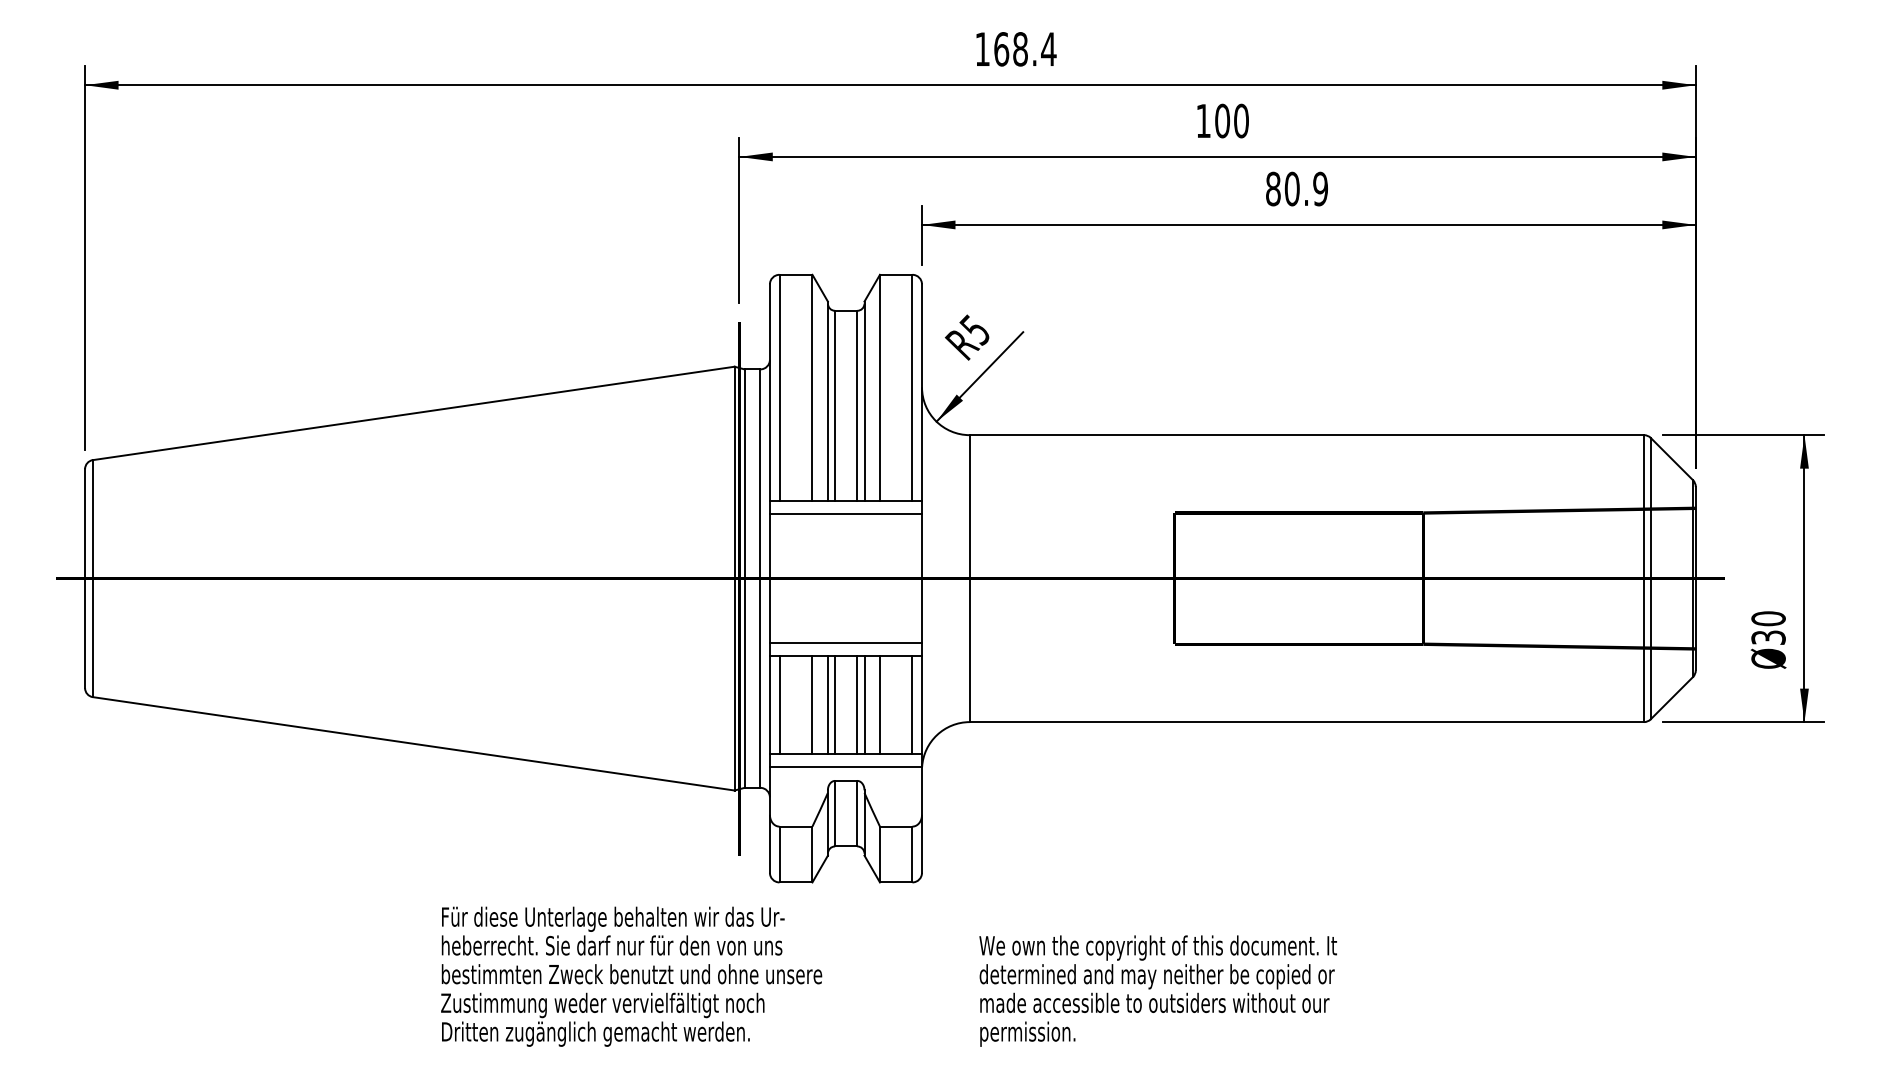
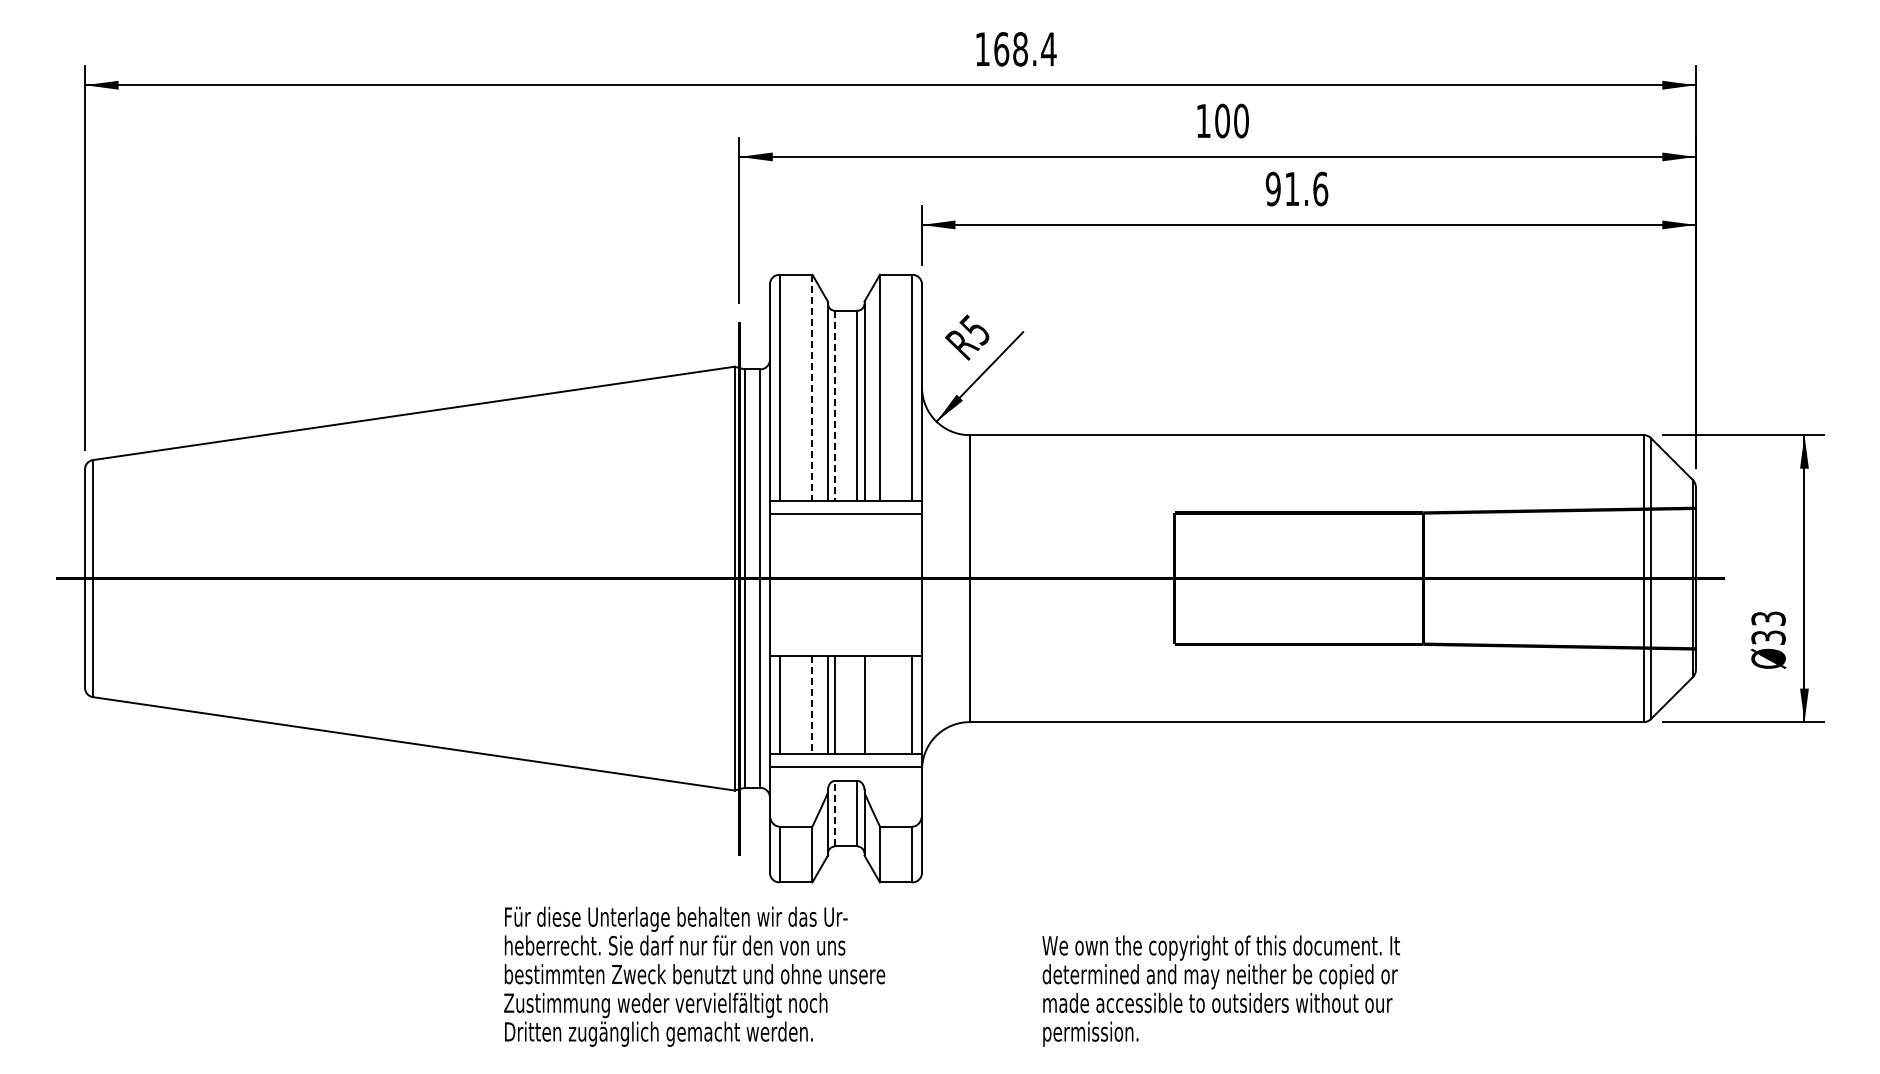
text: 80.9 -> 91.6 (1296, 188)
line: solid -> dashed (812, 388)
line: solid -> dashed (835, 406)
text: 30 -> 33 (1768, 618)
line: present -> none (845, 643)
line: solid -> dashed (812, 705)
line: present -> none (857, 705)
line: present -> none (879, 705)
line: solid -> dashed (835, 813)
text position: (888, 976) -> (951, 976) (951, 976)
